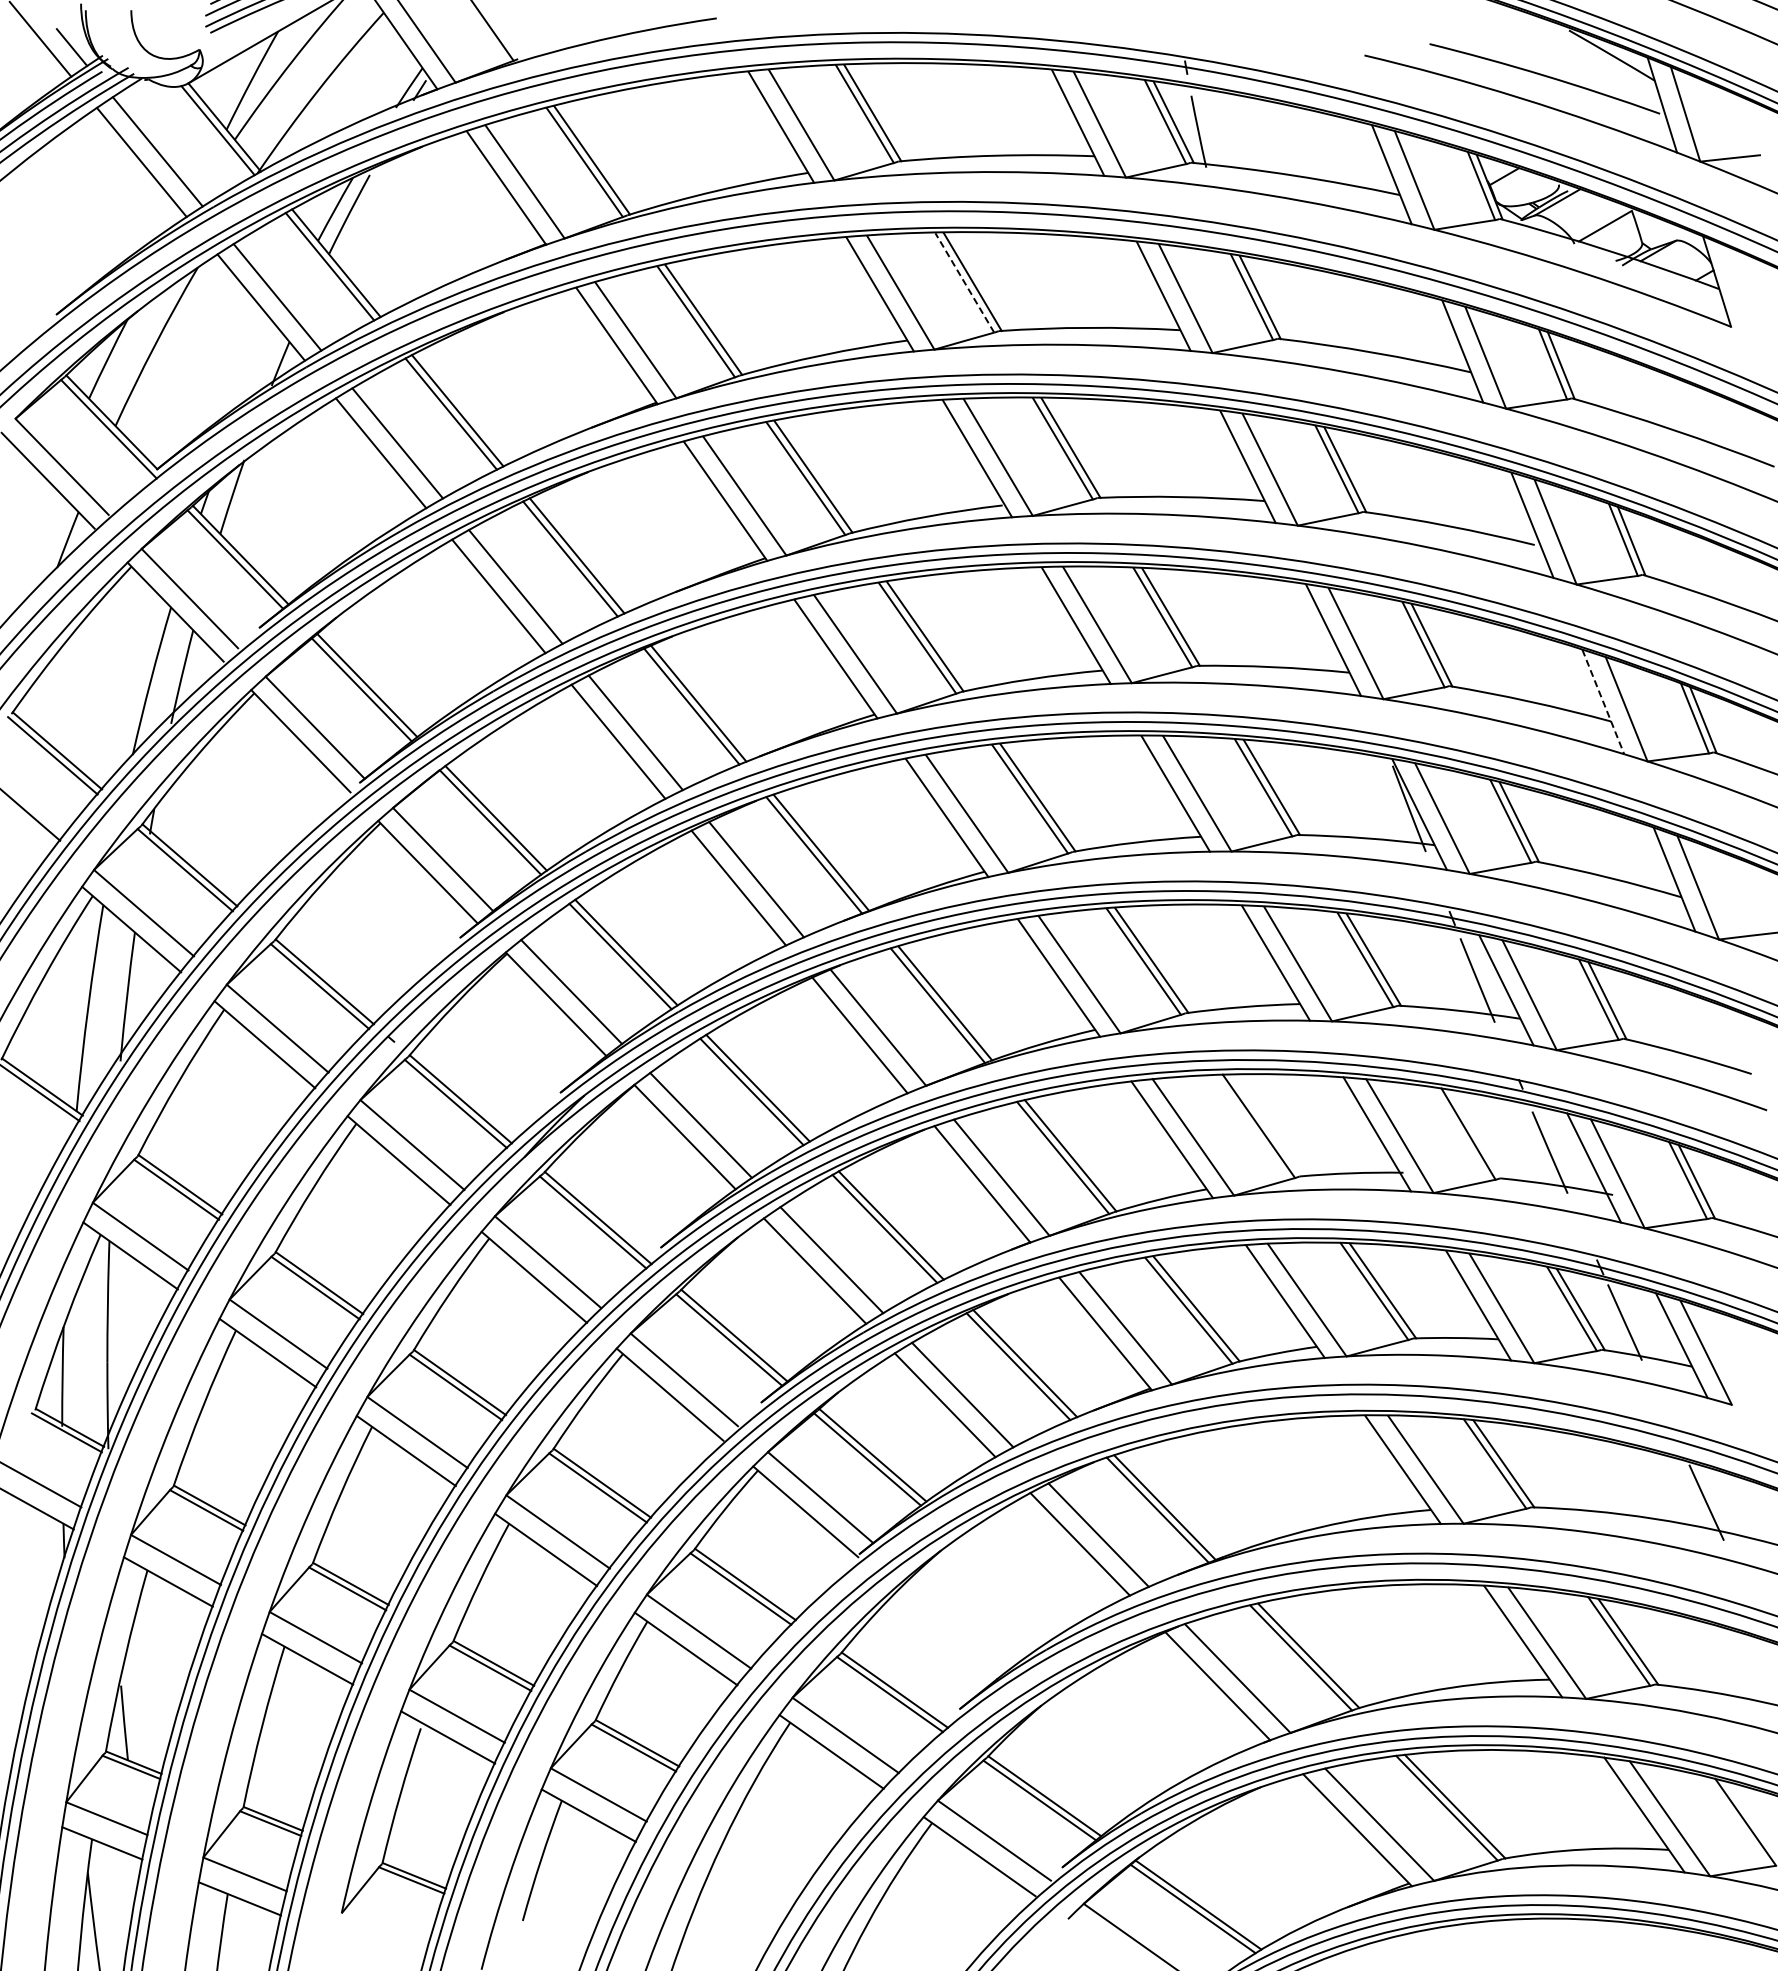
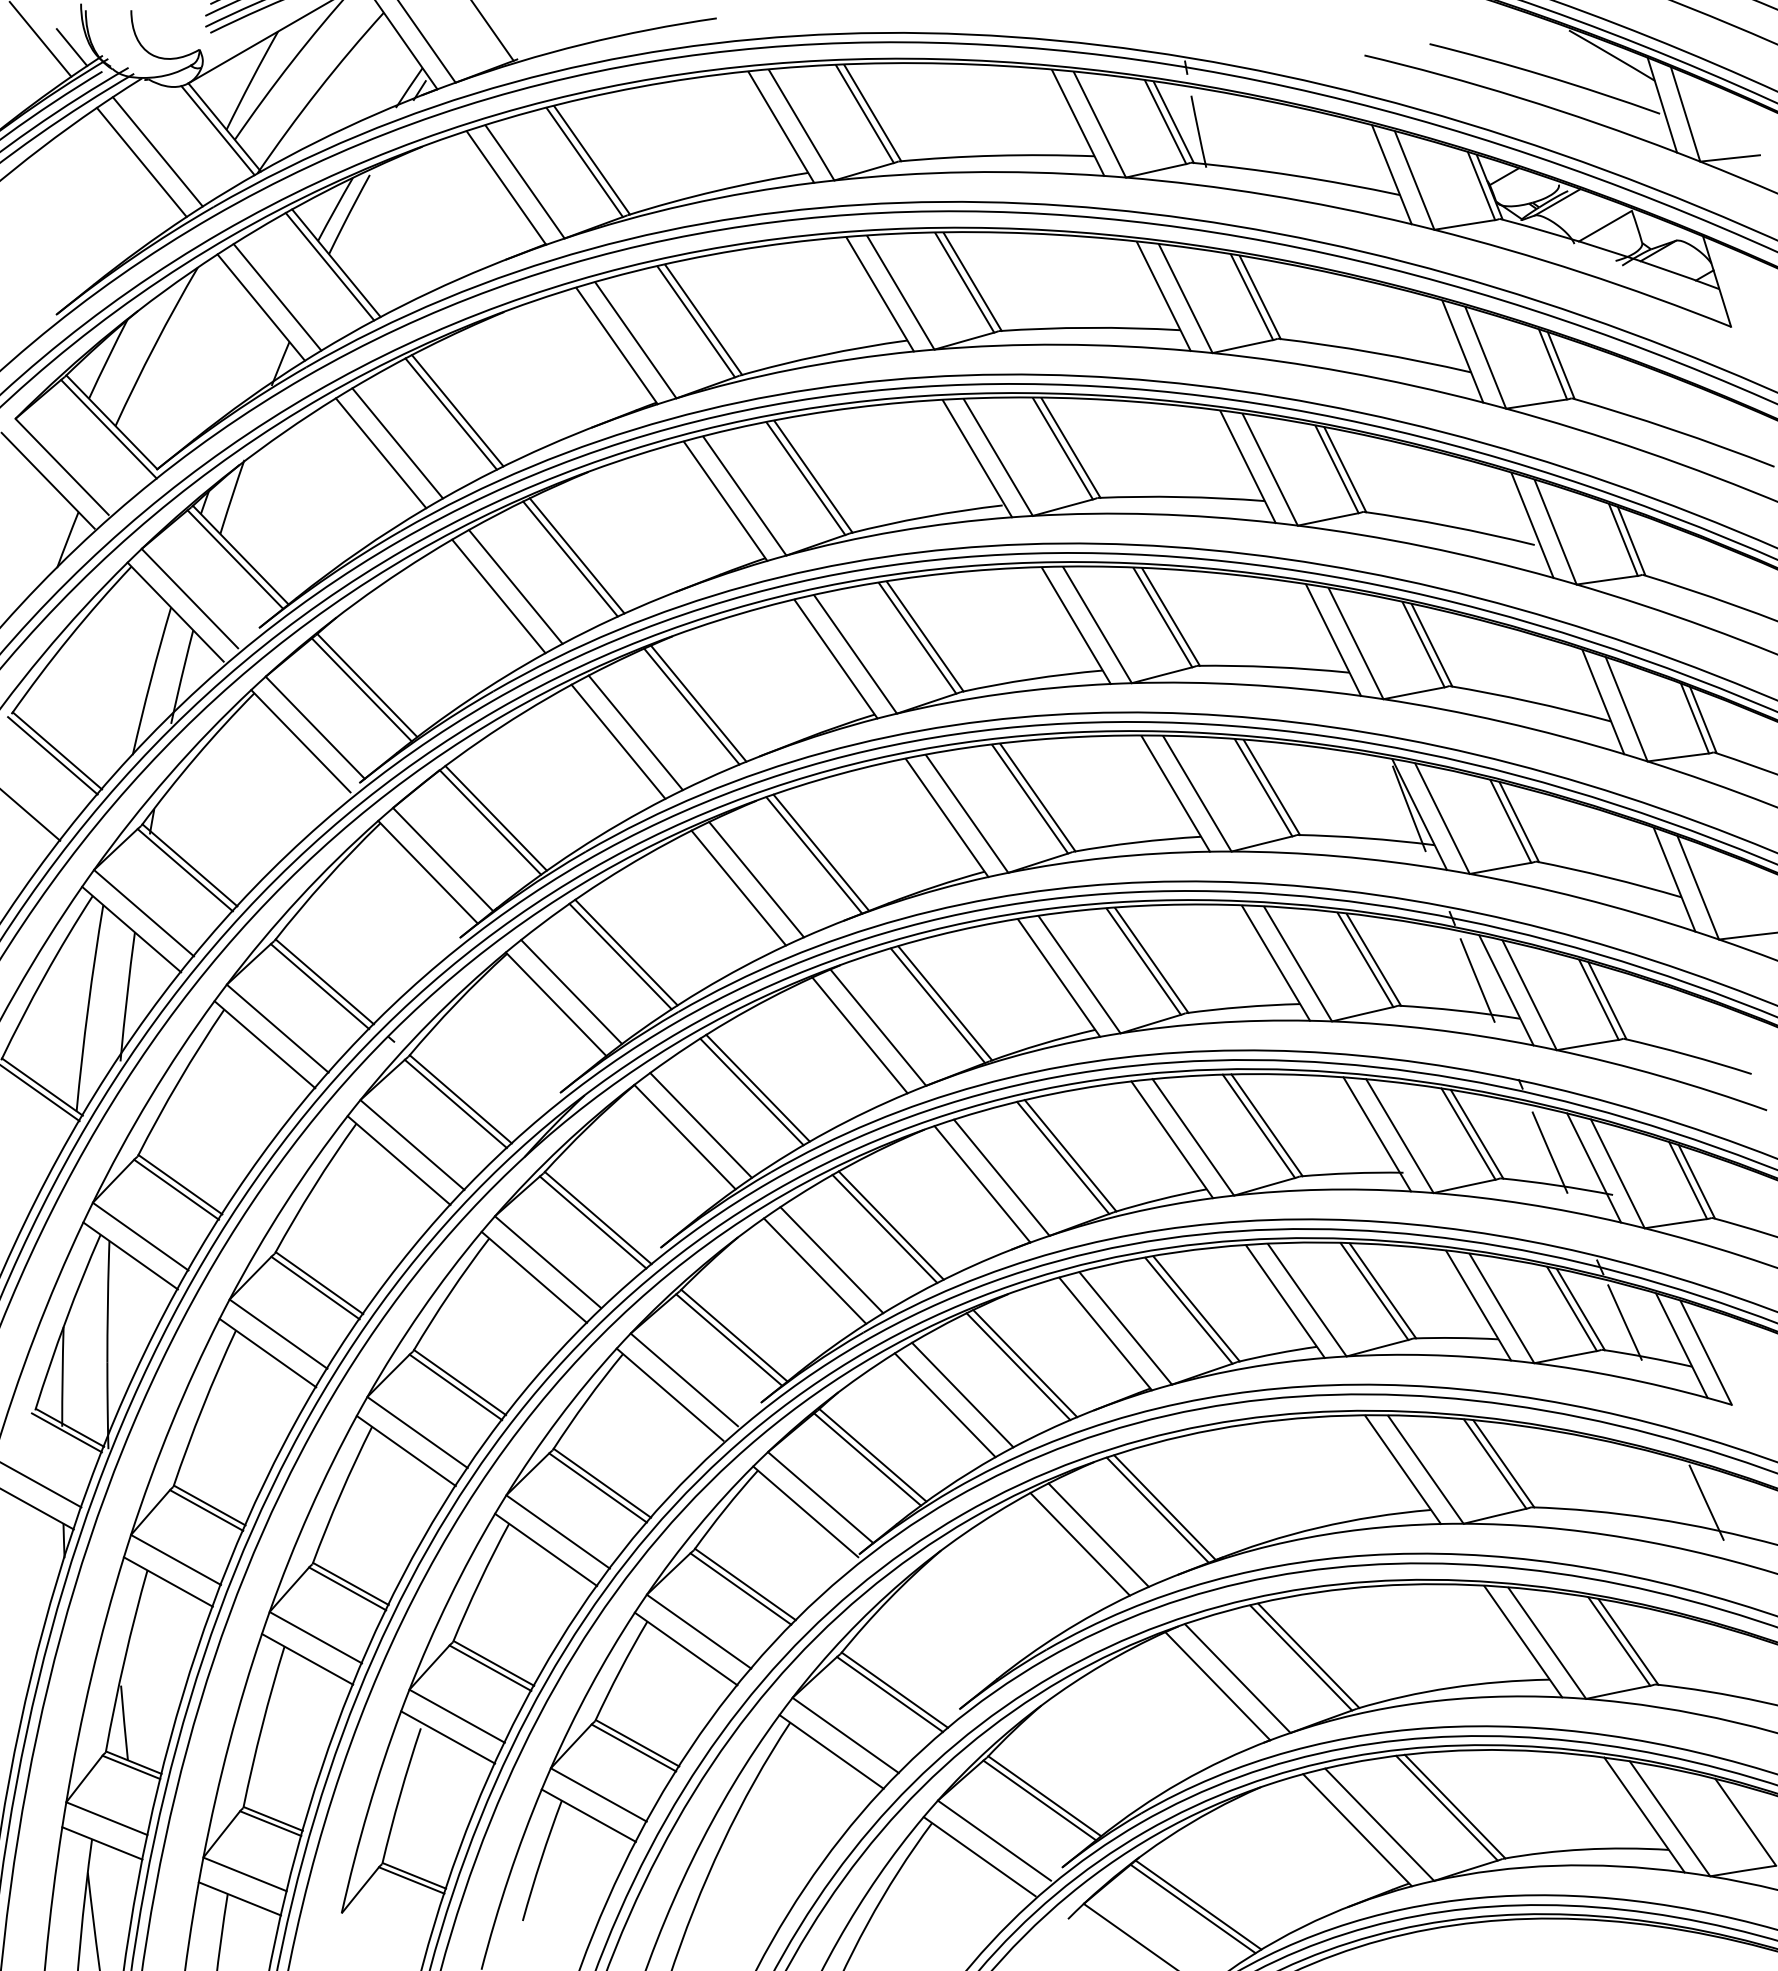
line: dashed -> solid (964, 282)
line: dashed -> solid (1603, 702)
line: none -> present (1266, 1125)
line: none -> present (1476, 1133)
